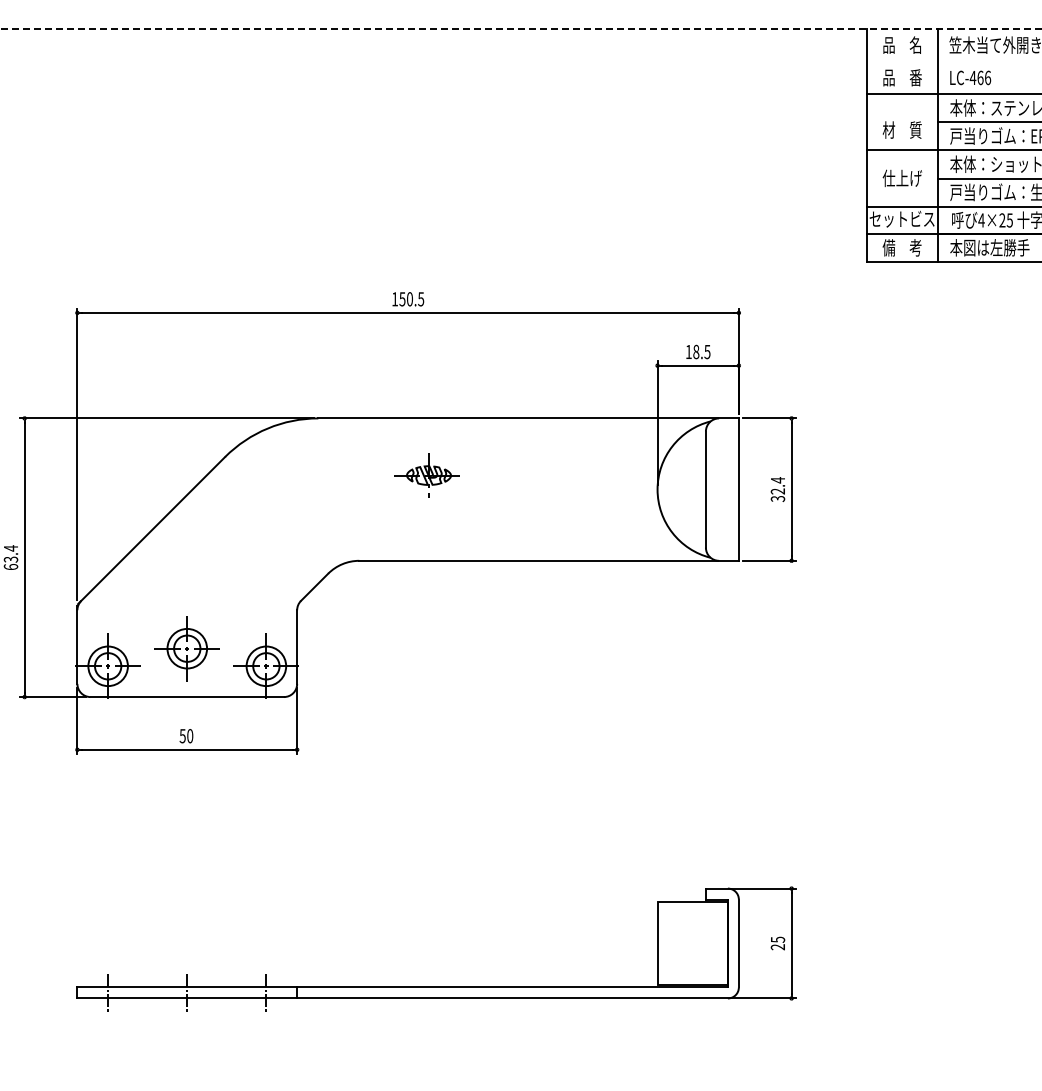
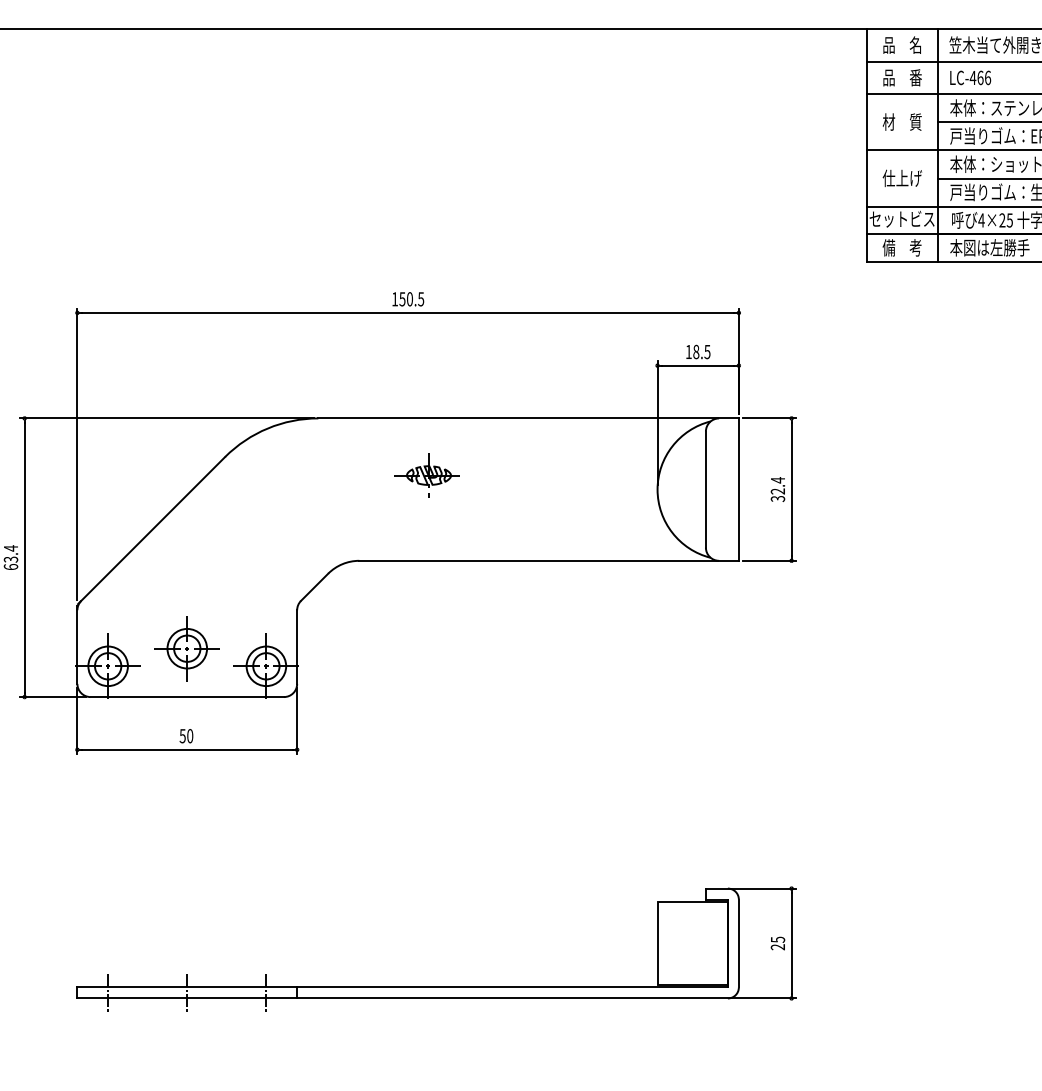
line: dashed -> solid (520, 29)
line: none -> present (952, 61)
text position: (901, 129) -> (901, 121) (901, 121)
